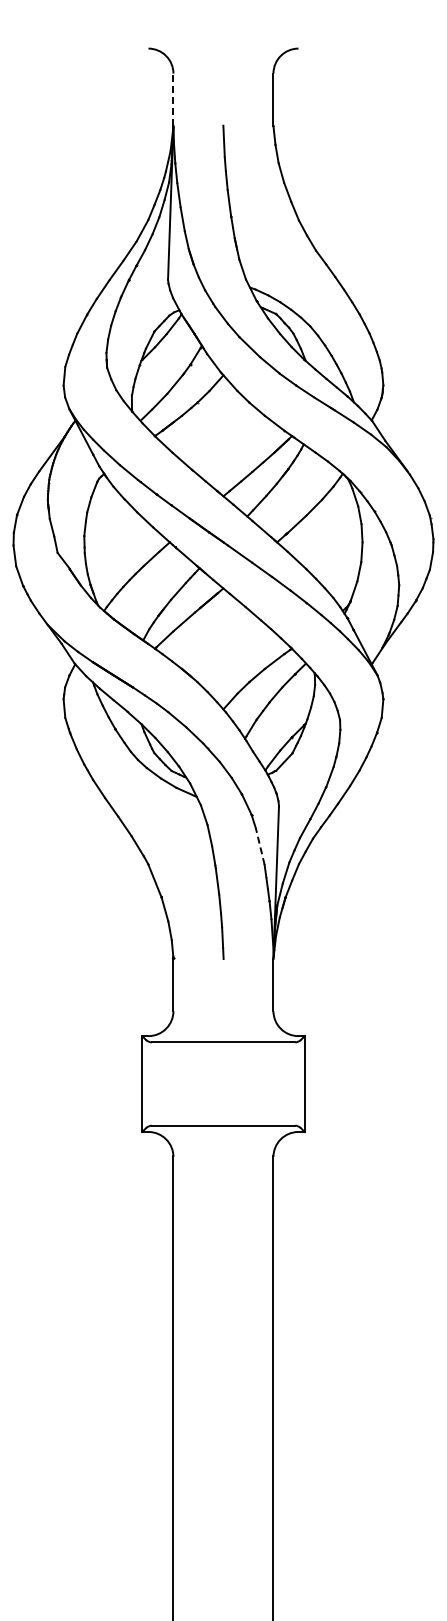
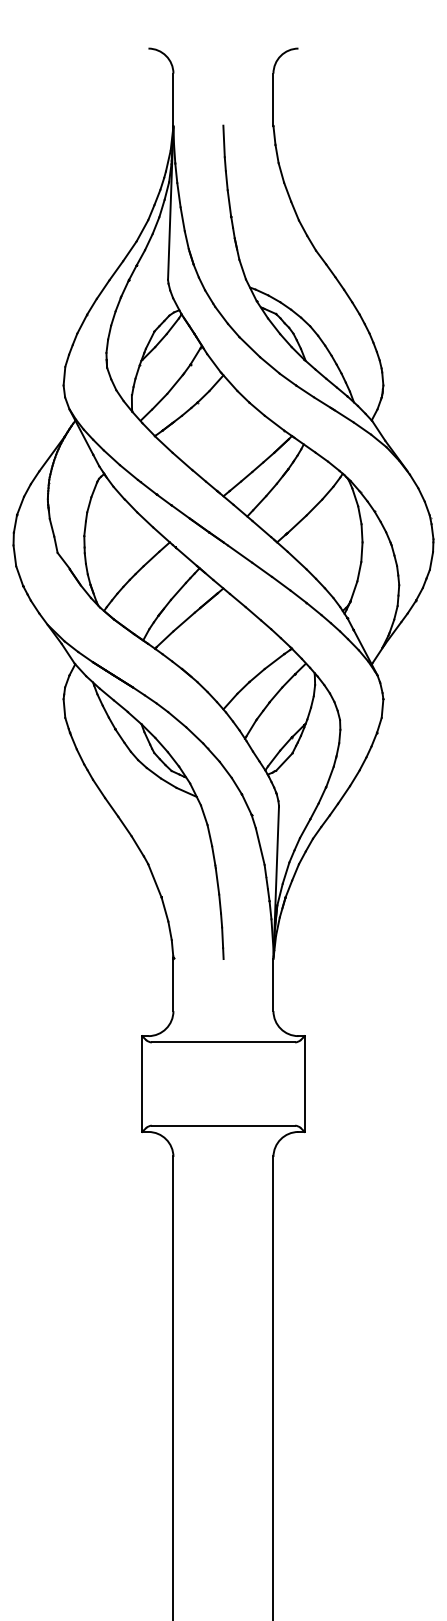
line: dashed -> solid (173, 99)
line: dashed -> solid (260, 846)
